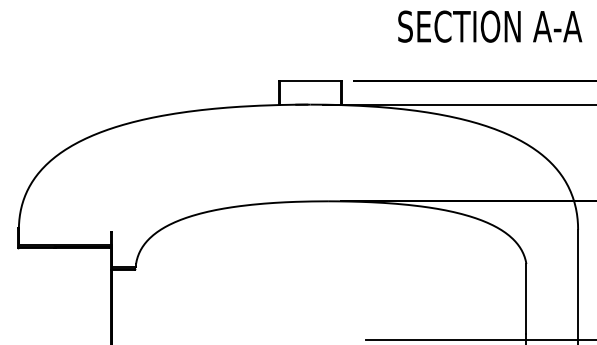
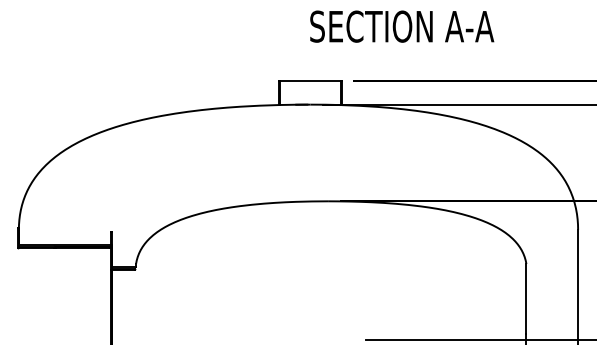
text position: (490, 26) -> (402, 26) (402, 26)
